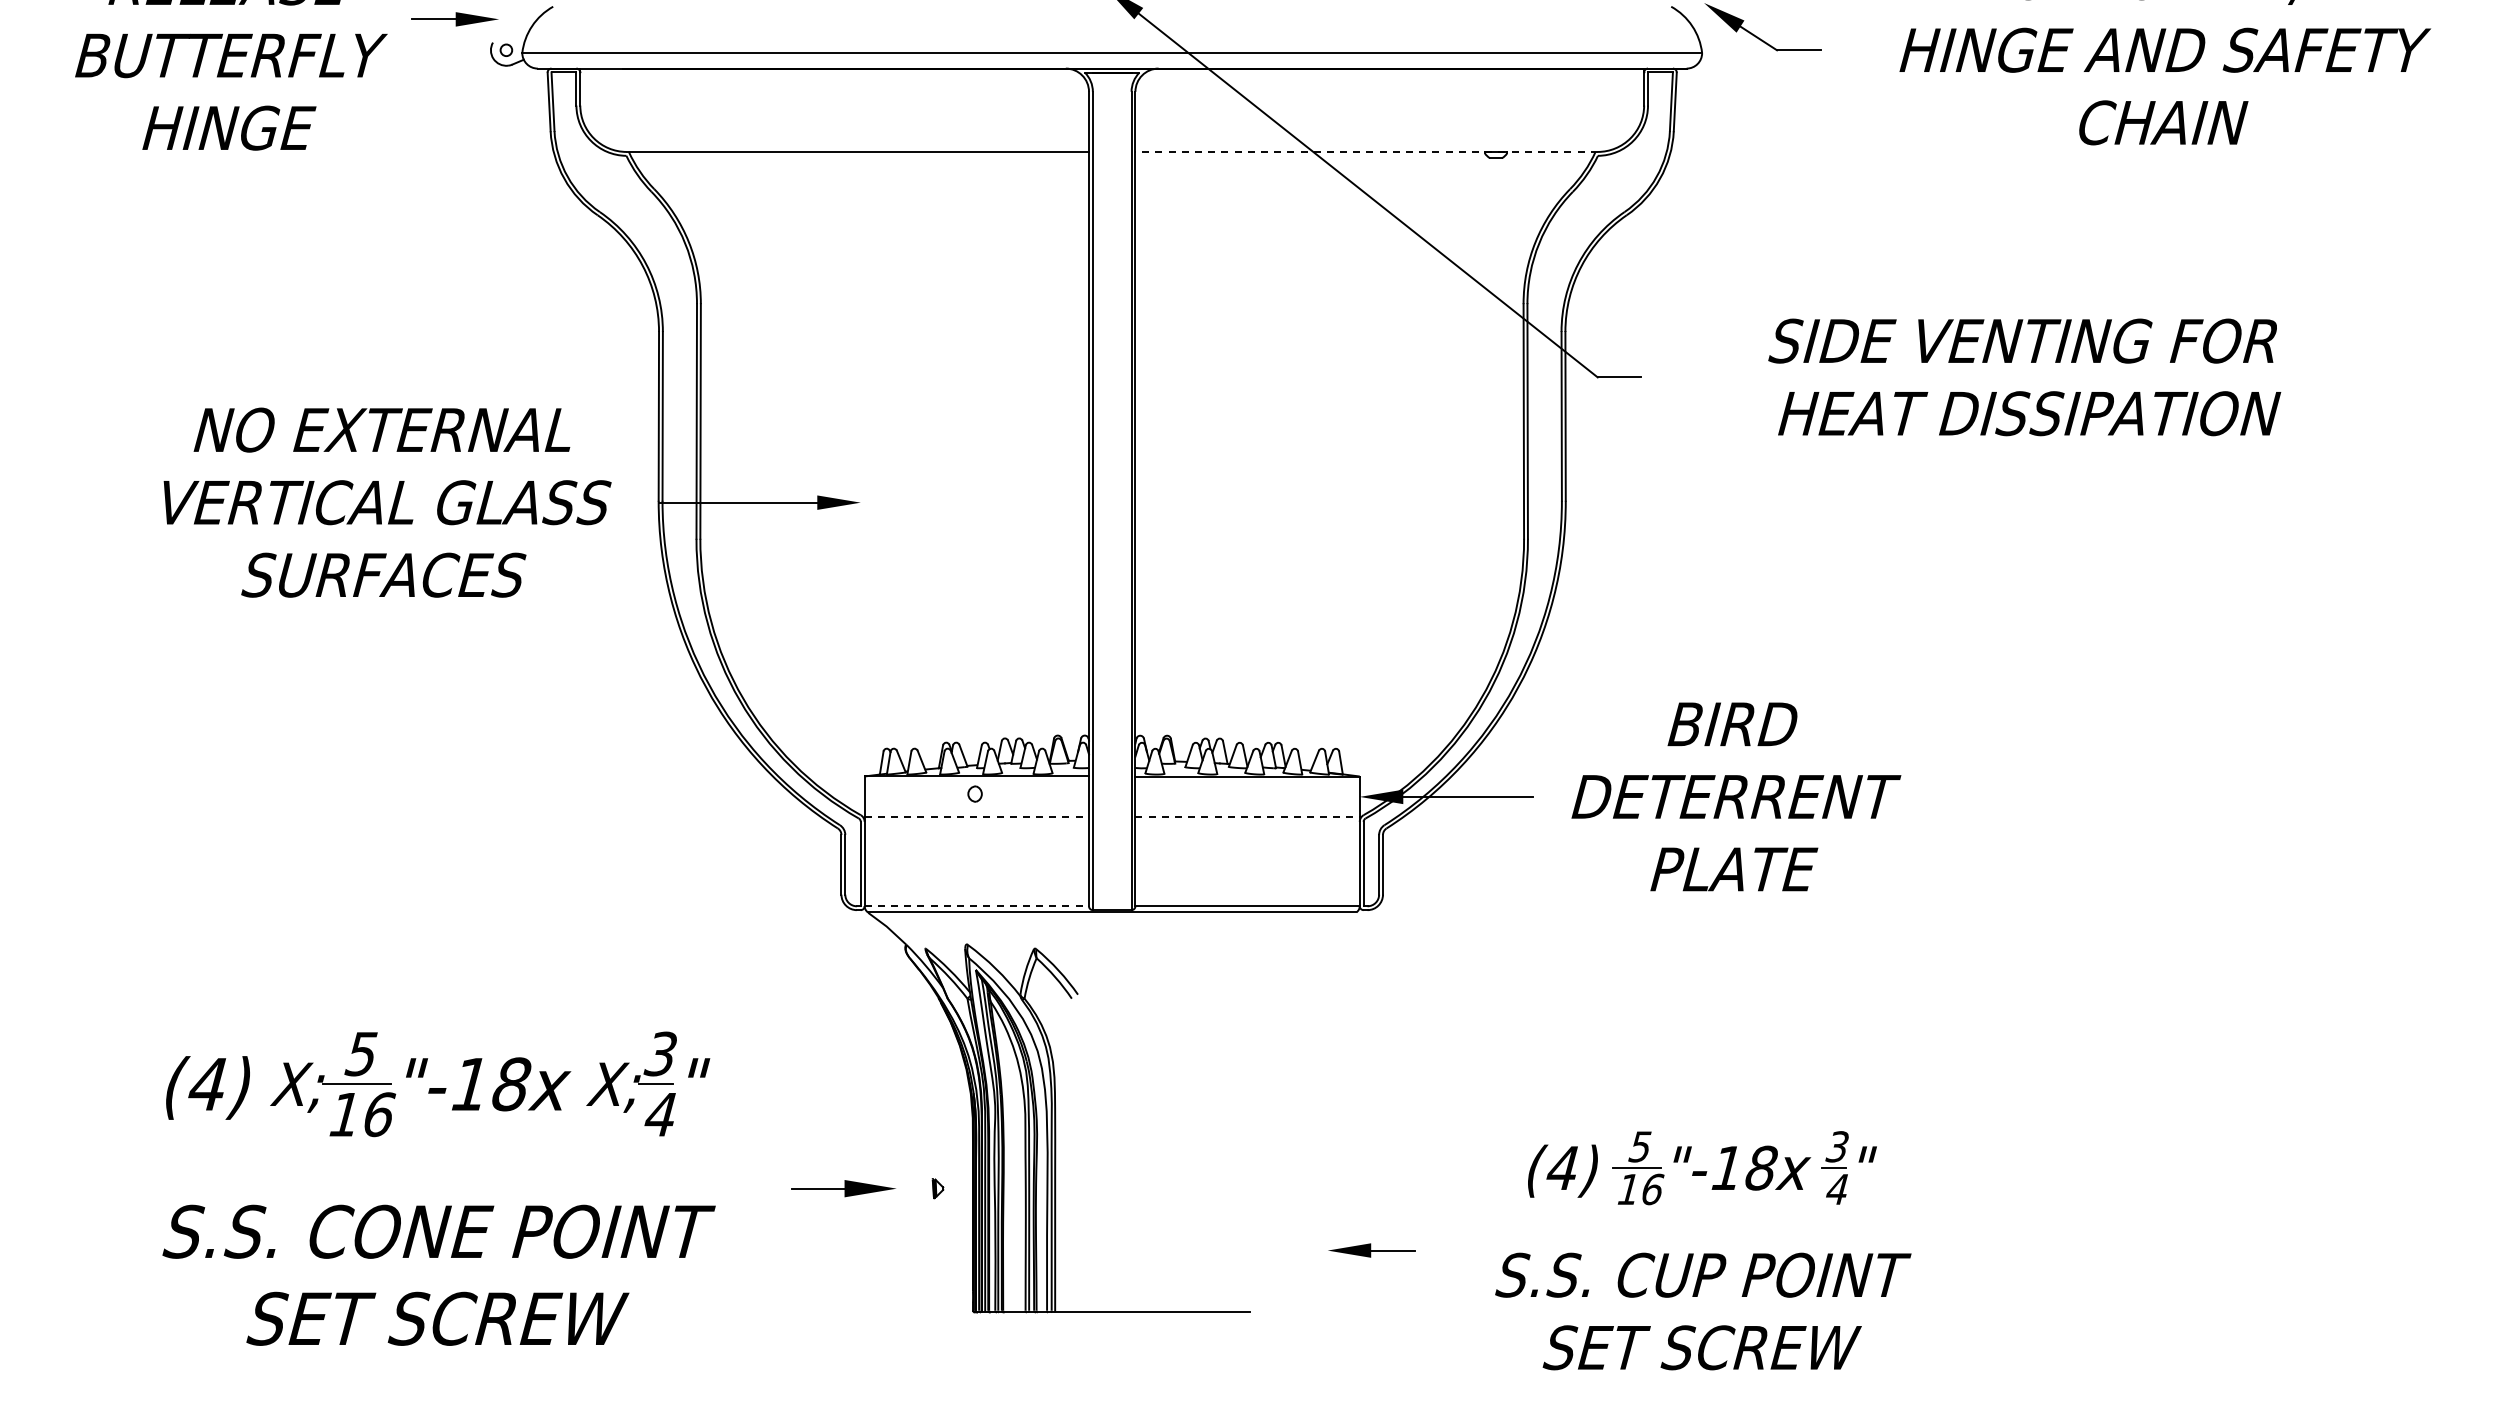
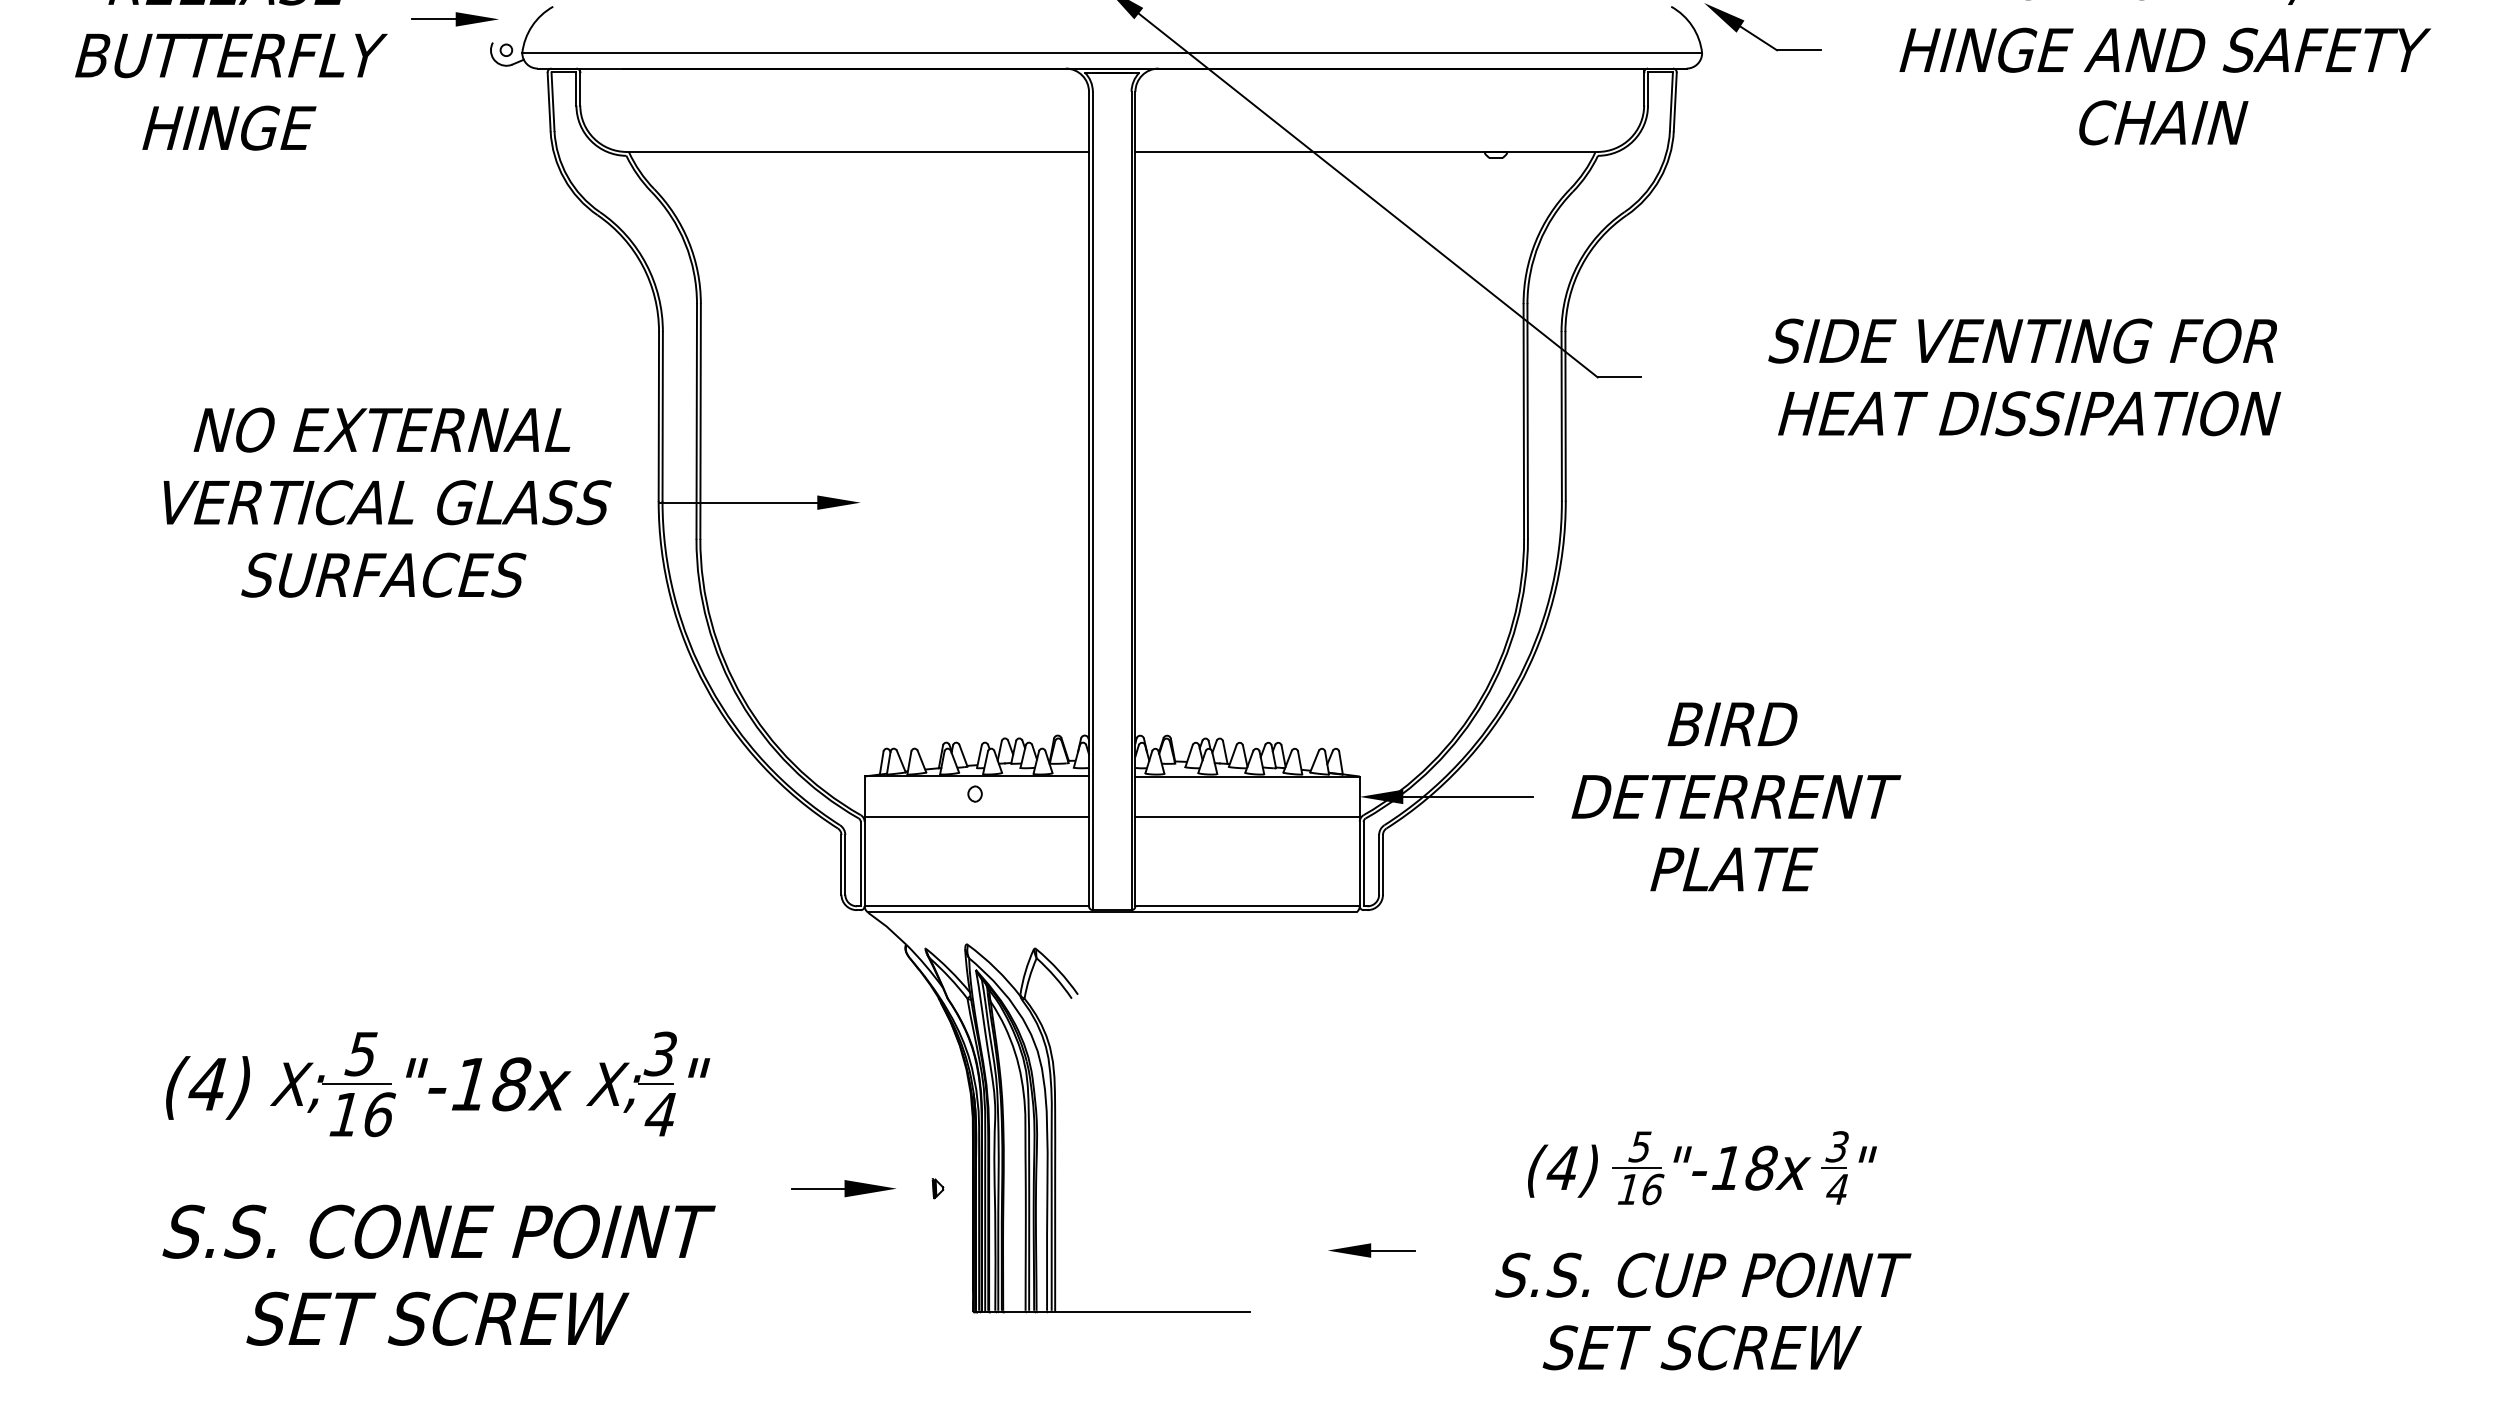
line: dashed -> solid (1366, 151)
line: dashed -> solid (977, 817)
line: dashed -> solid (1248, 817)
line: dashed -> solid (977, 906)
